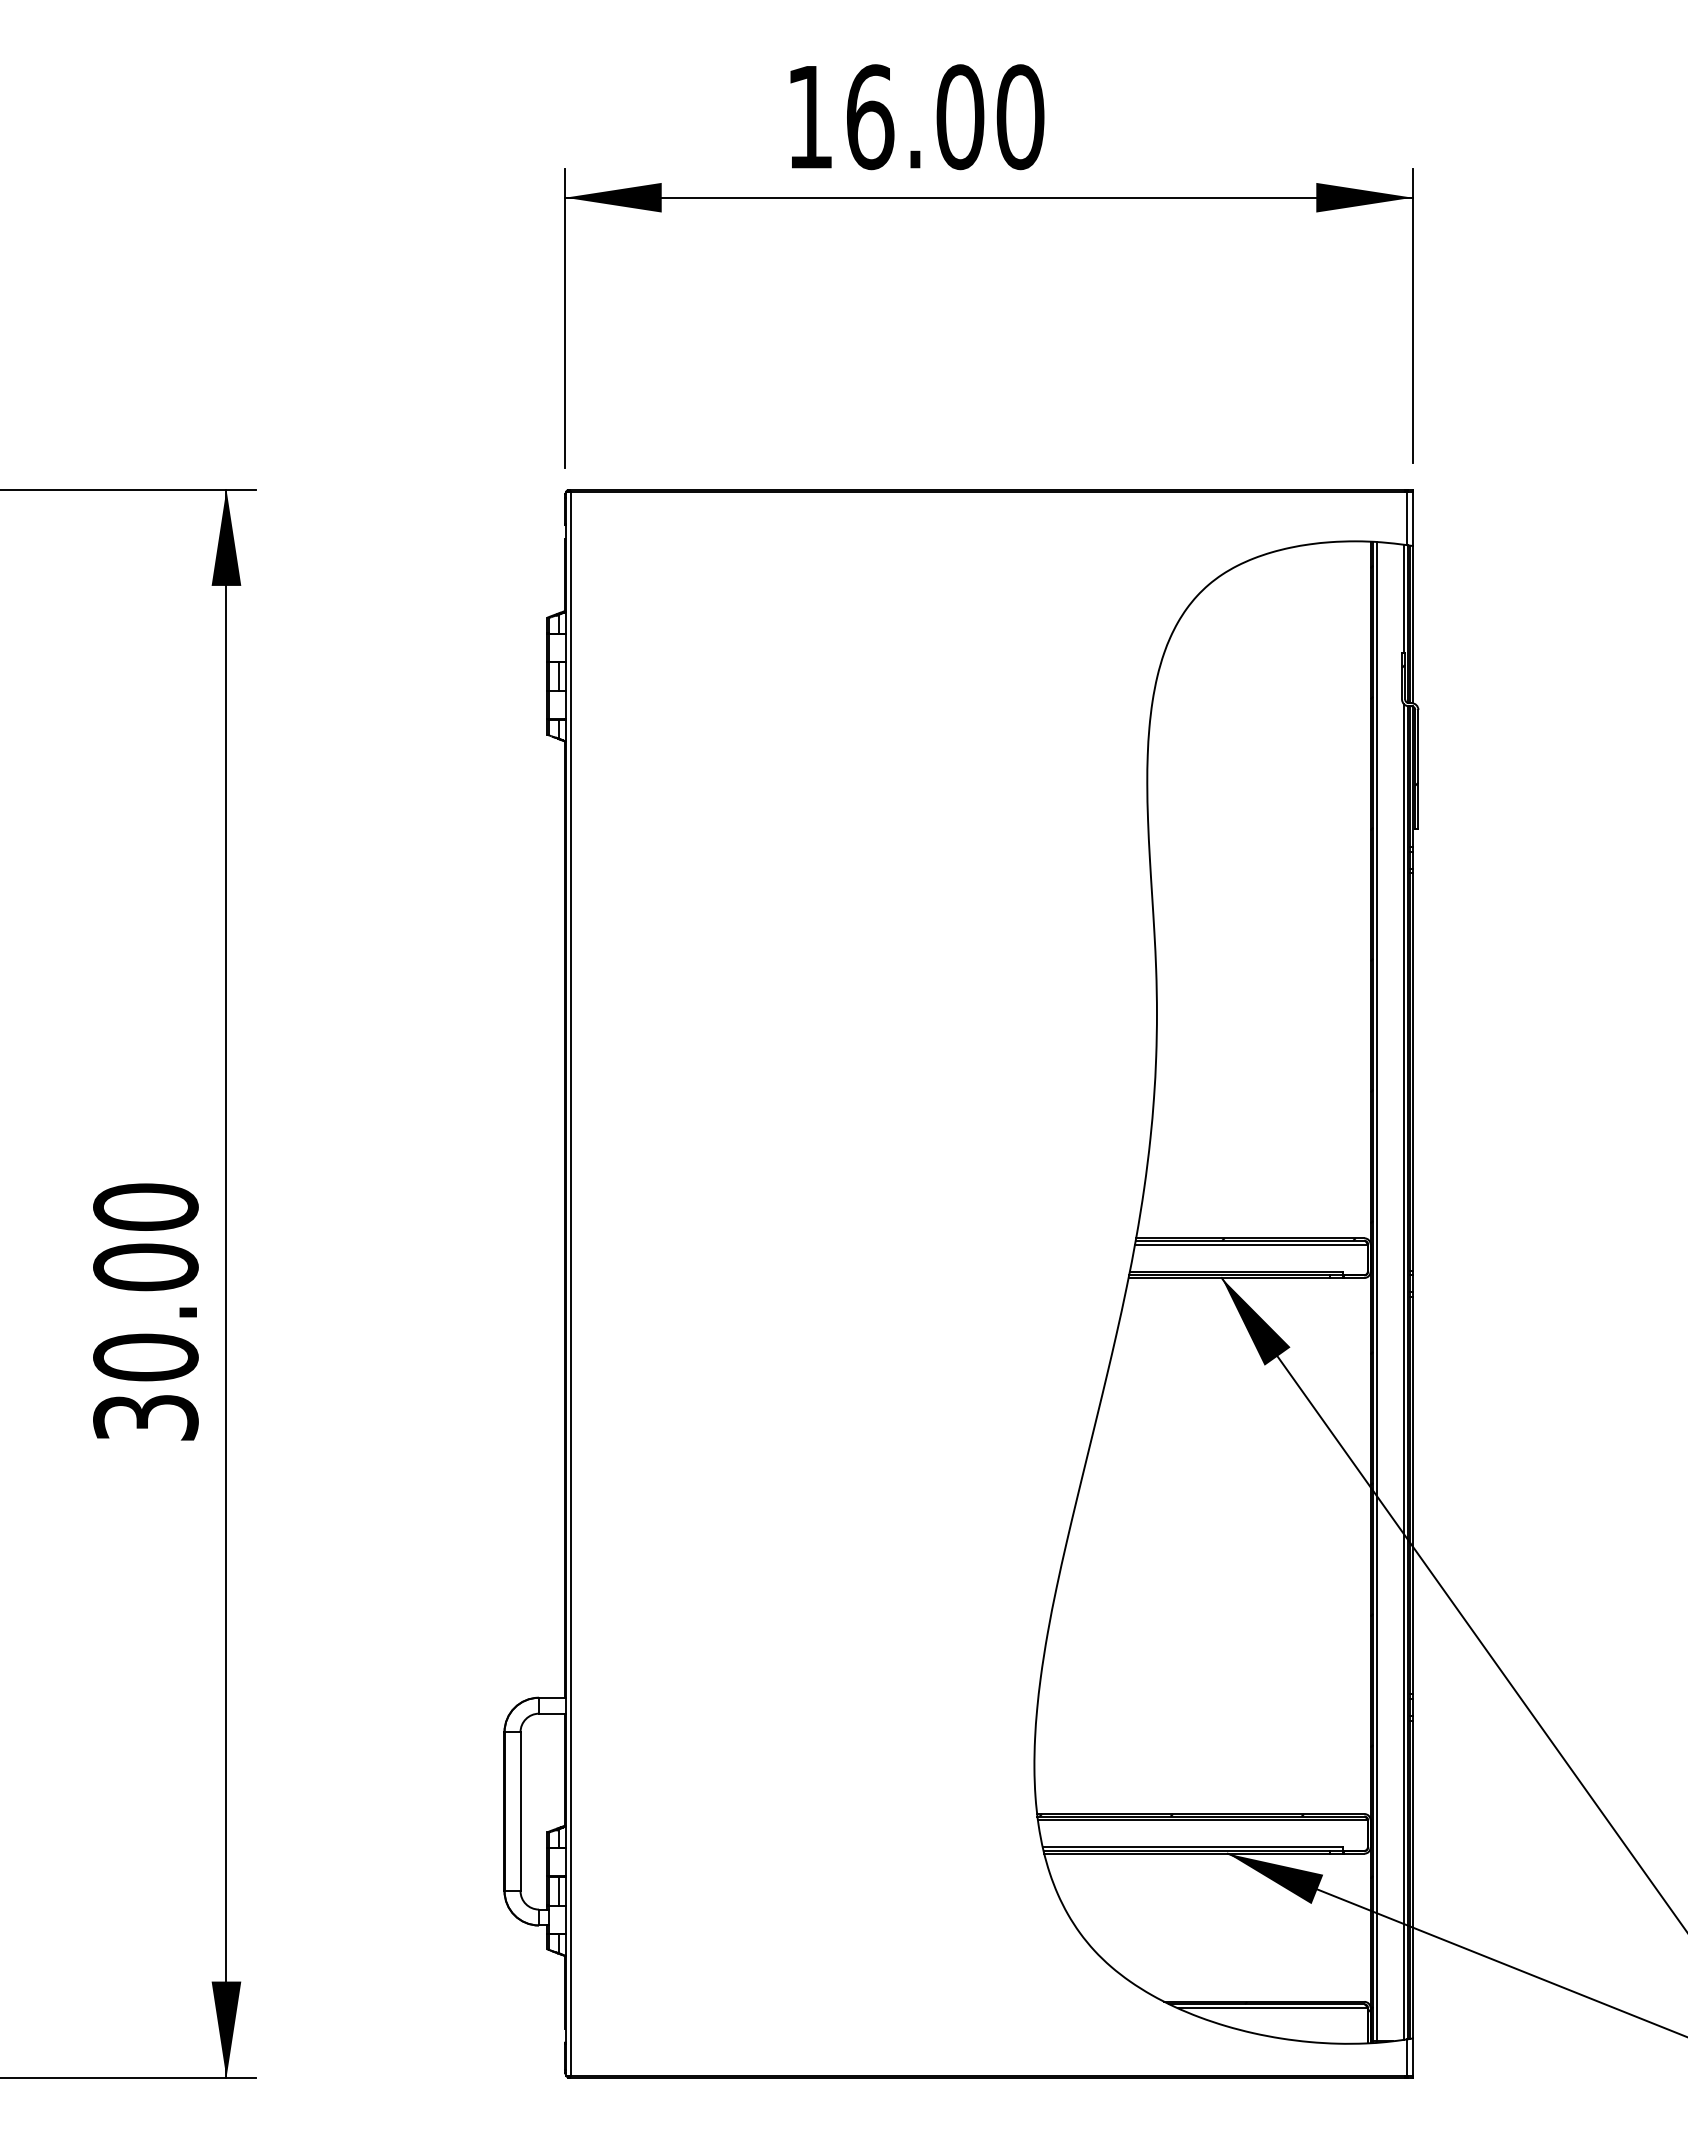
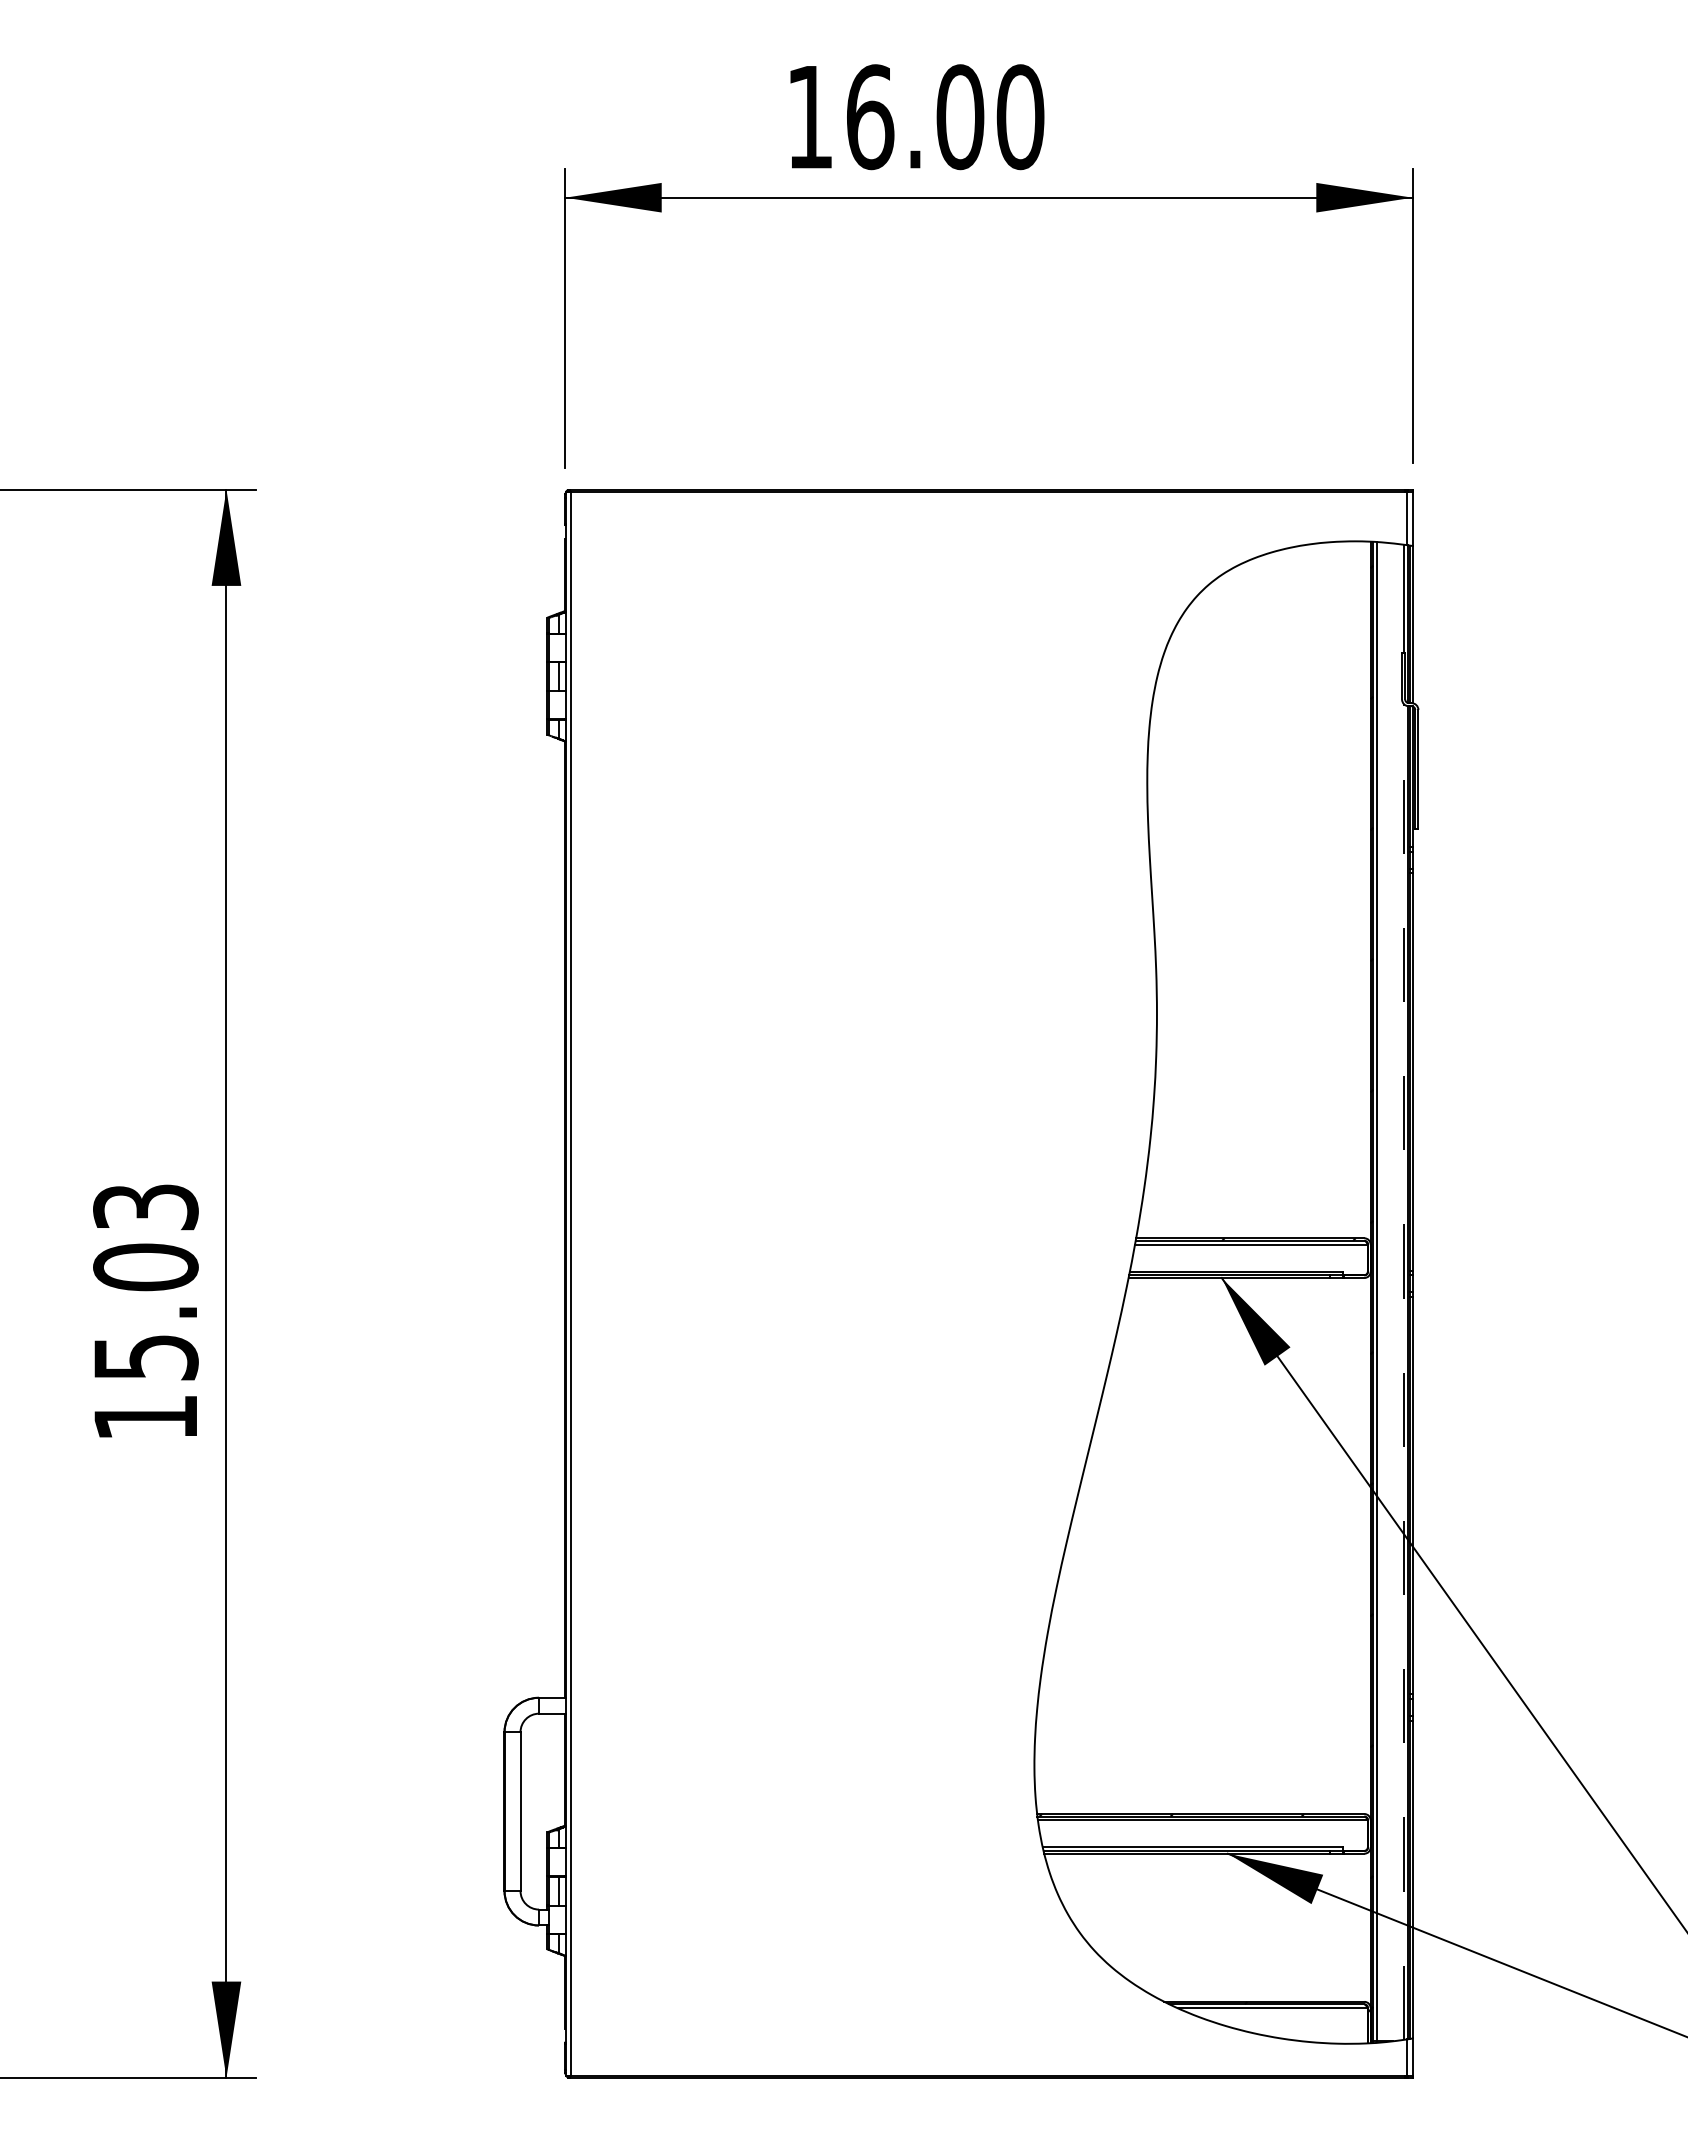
hatch: present -> none (1410, 724)
text: 30.00 -> 15.03 (145, 1311)
line: solid -> dashed (1403, 1371)
